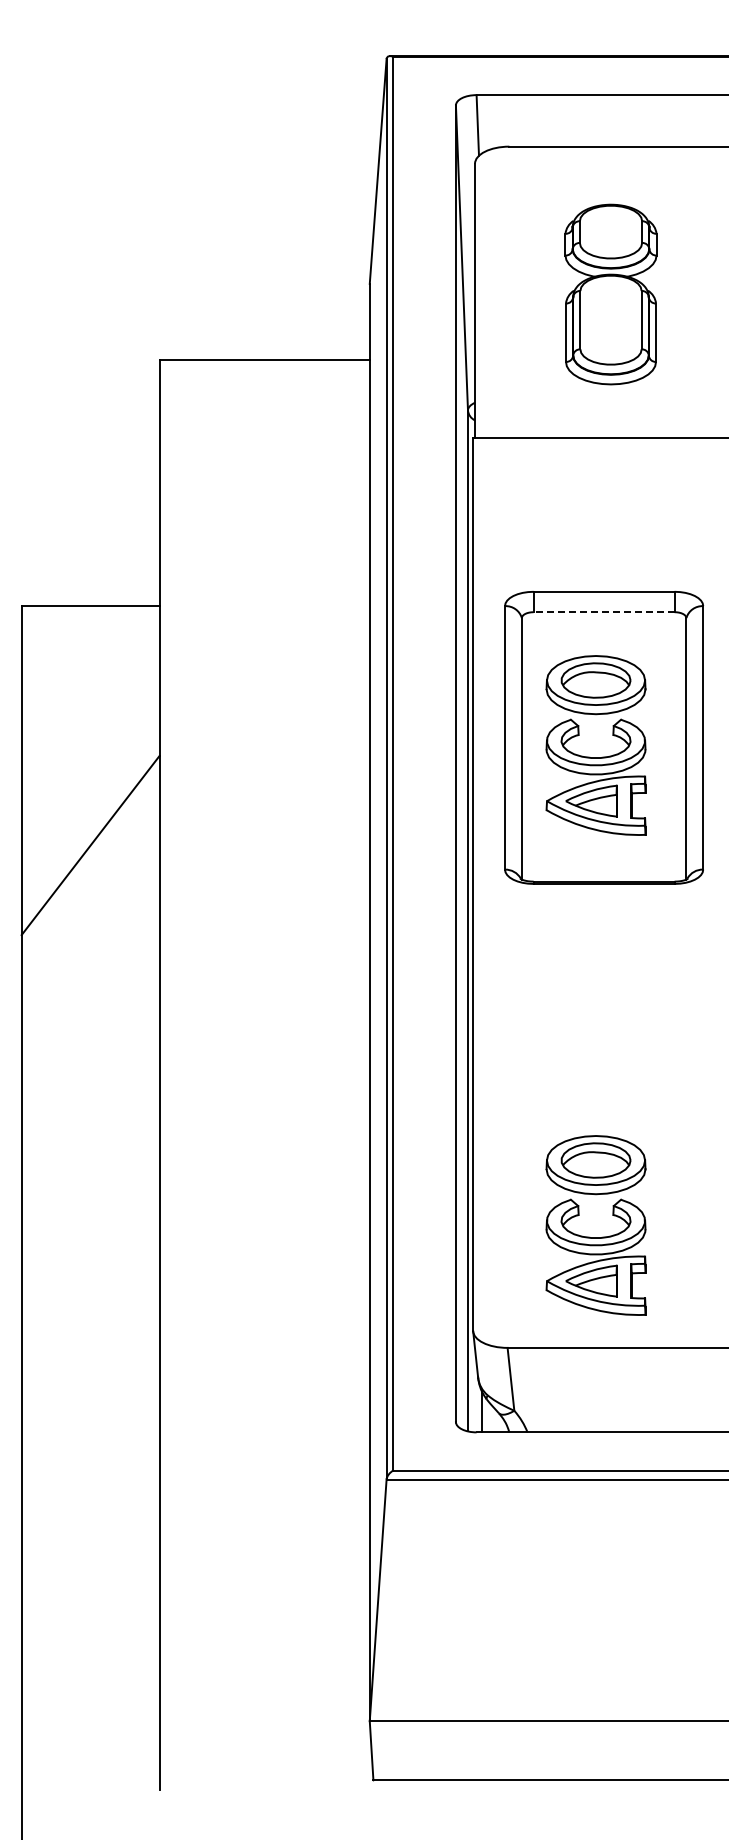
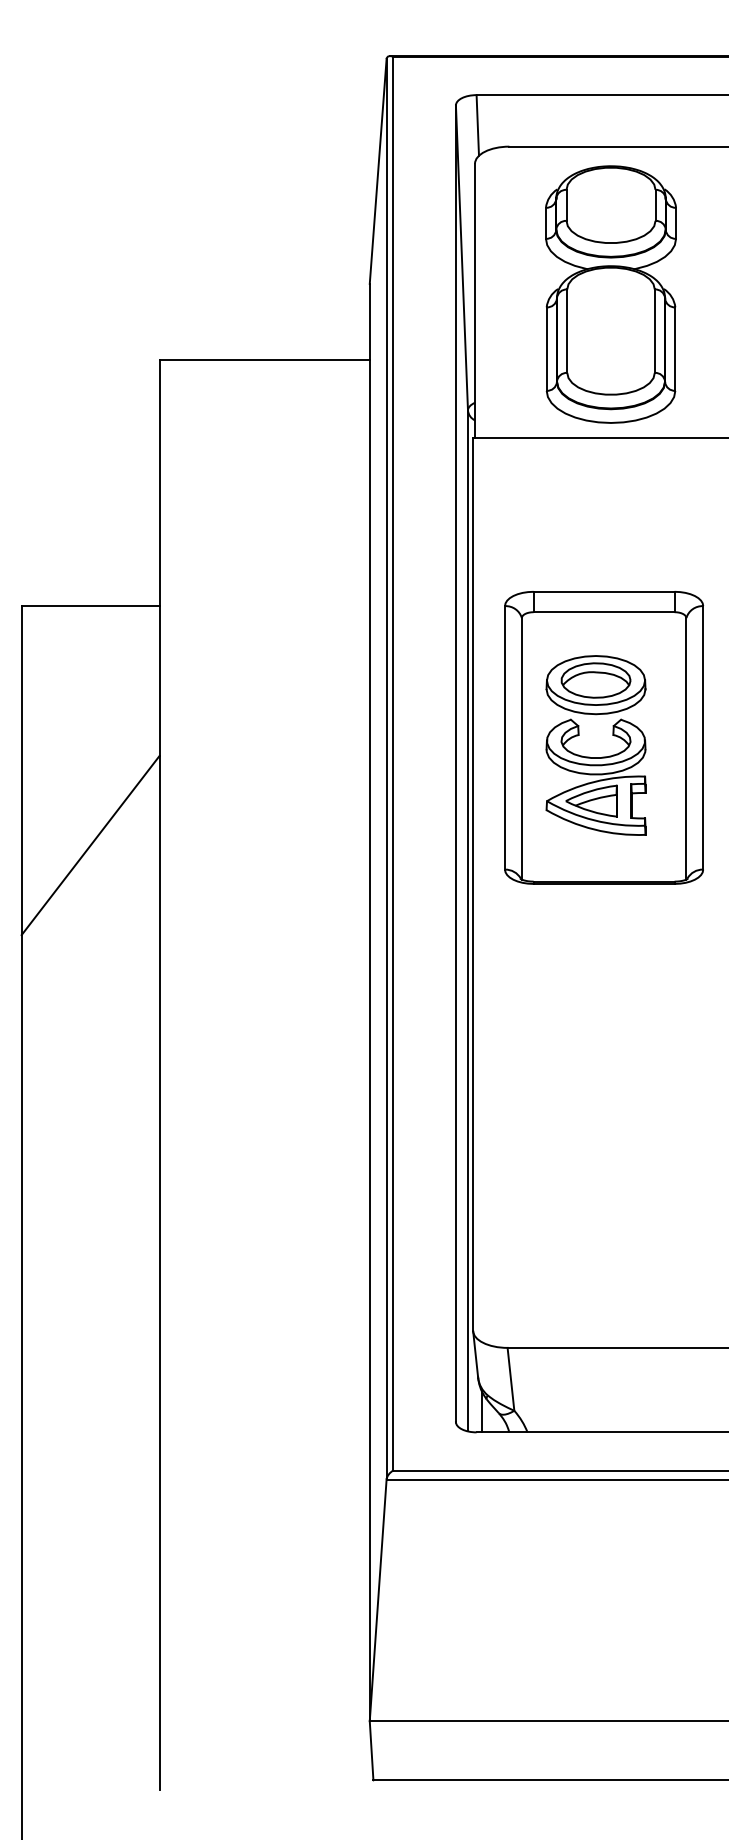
part size: 94x183 px -> 132x259 px (610, 294)
line: dashed -> solid (603, 612)
part: present -> none (595, 1237)
